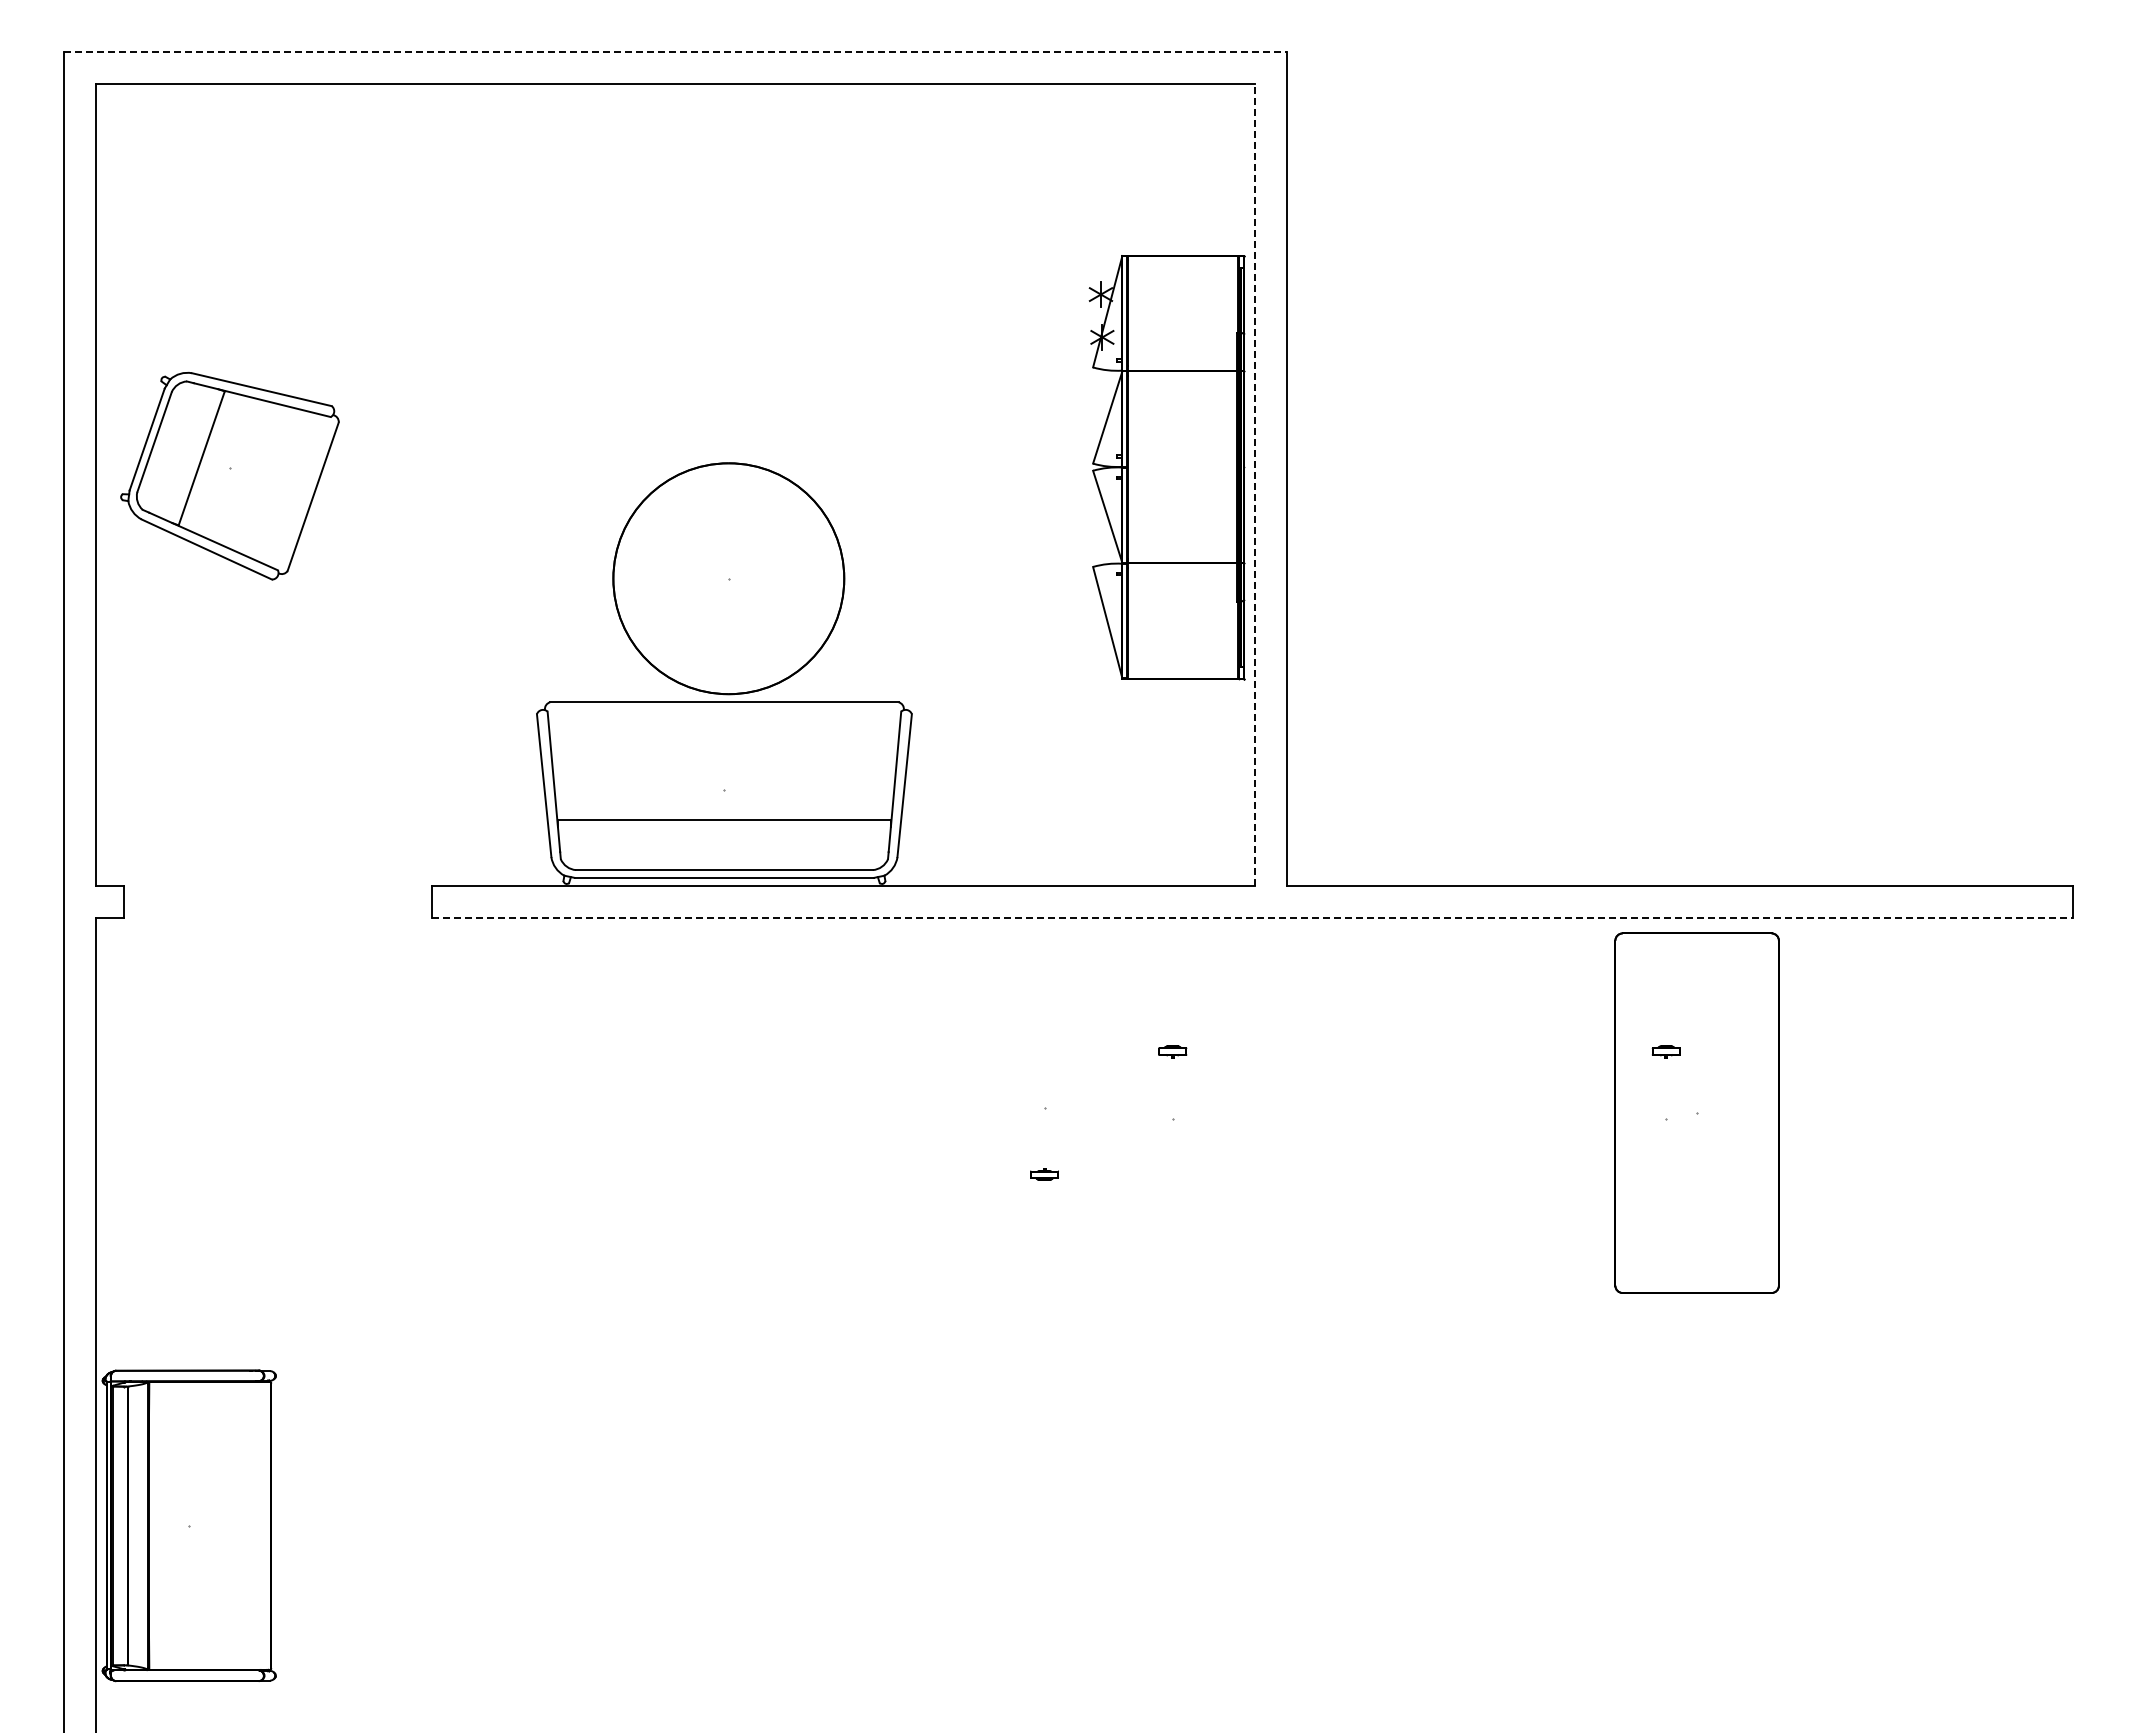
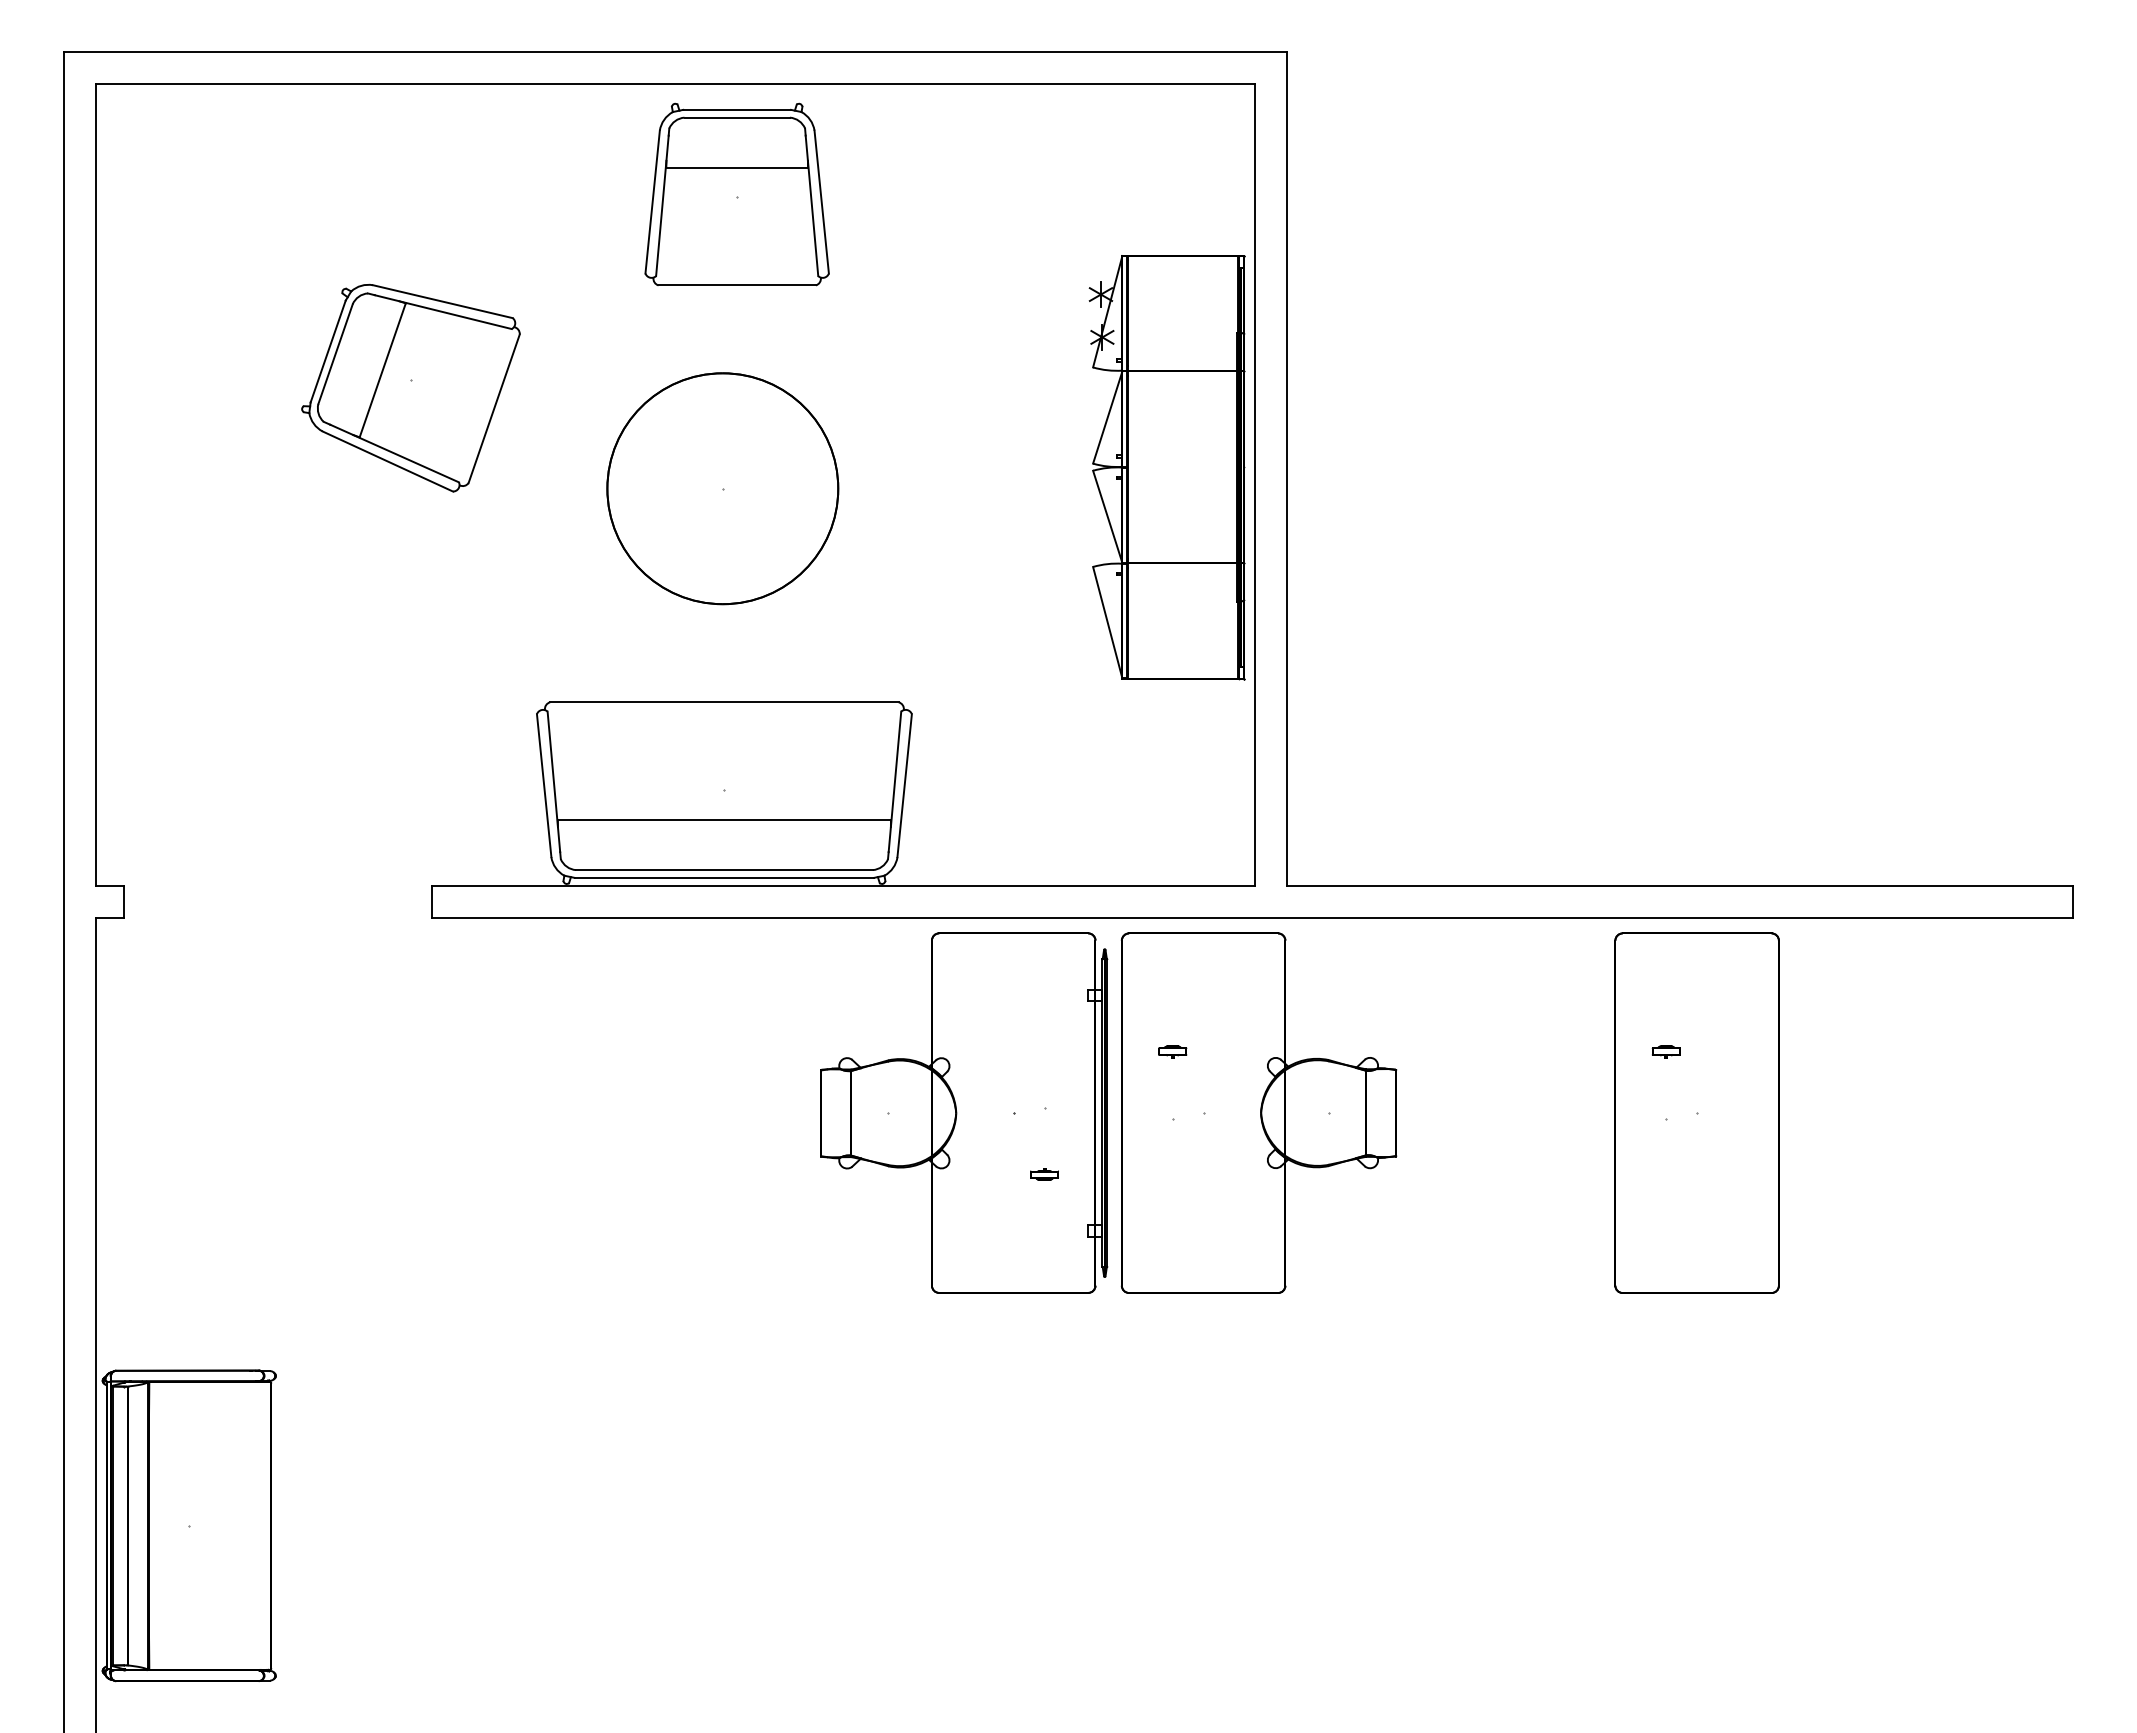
line: dashed -> solid (675, 51)
part: none -> present (736, 194)
part position: (229, 475) -> (410, 387) (410, 387)
line: dashed -> solid (1254, 484)
part position: (728, 578) -> (722, 488) (722, 488)
line: dashed -> solid (1252, 918)
part: none -> present (964, 1112)
part: none -> present (1258, 1112)
